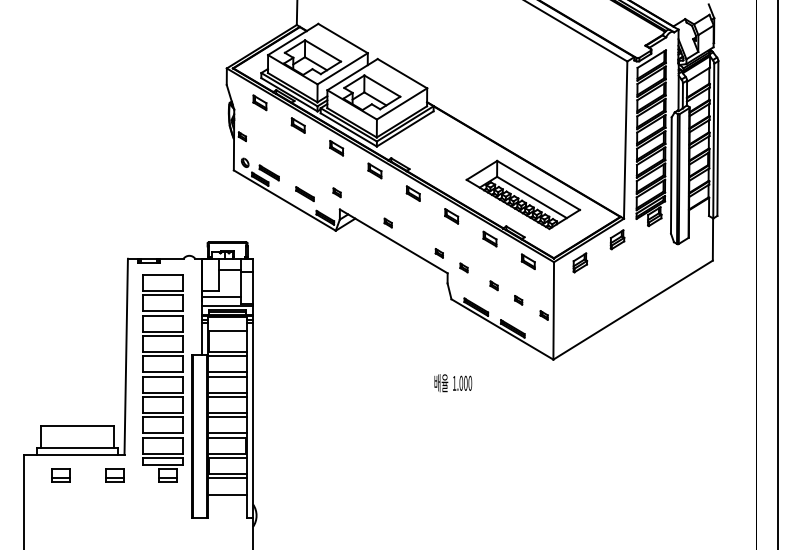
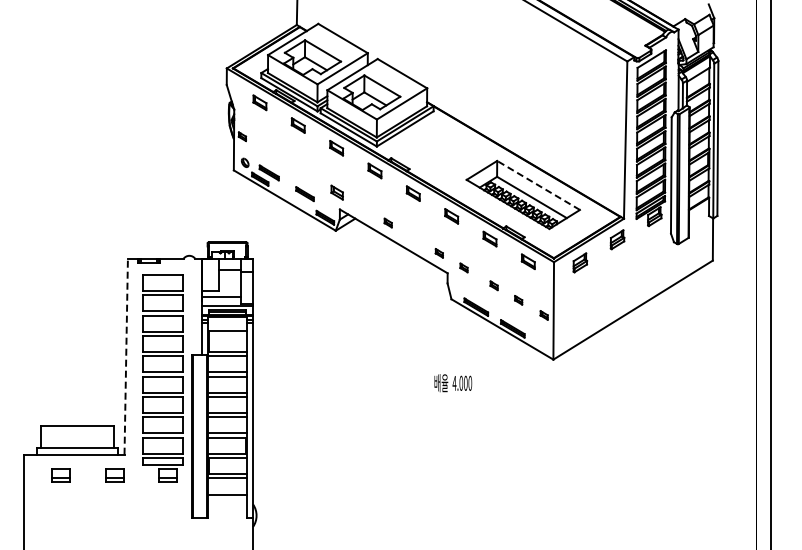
line: solid -> dashed (538, 185)
part size: 10x12 px -> 14x17 px (336, 192)
line position: (777, 274) -> (770, 274) (770, 274)
line: solid -> dashed (126, 356)
text: 1.000 -> 4.000 (454, 383)
